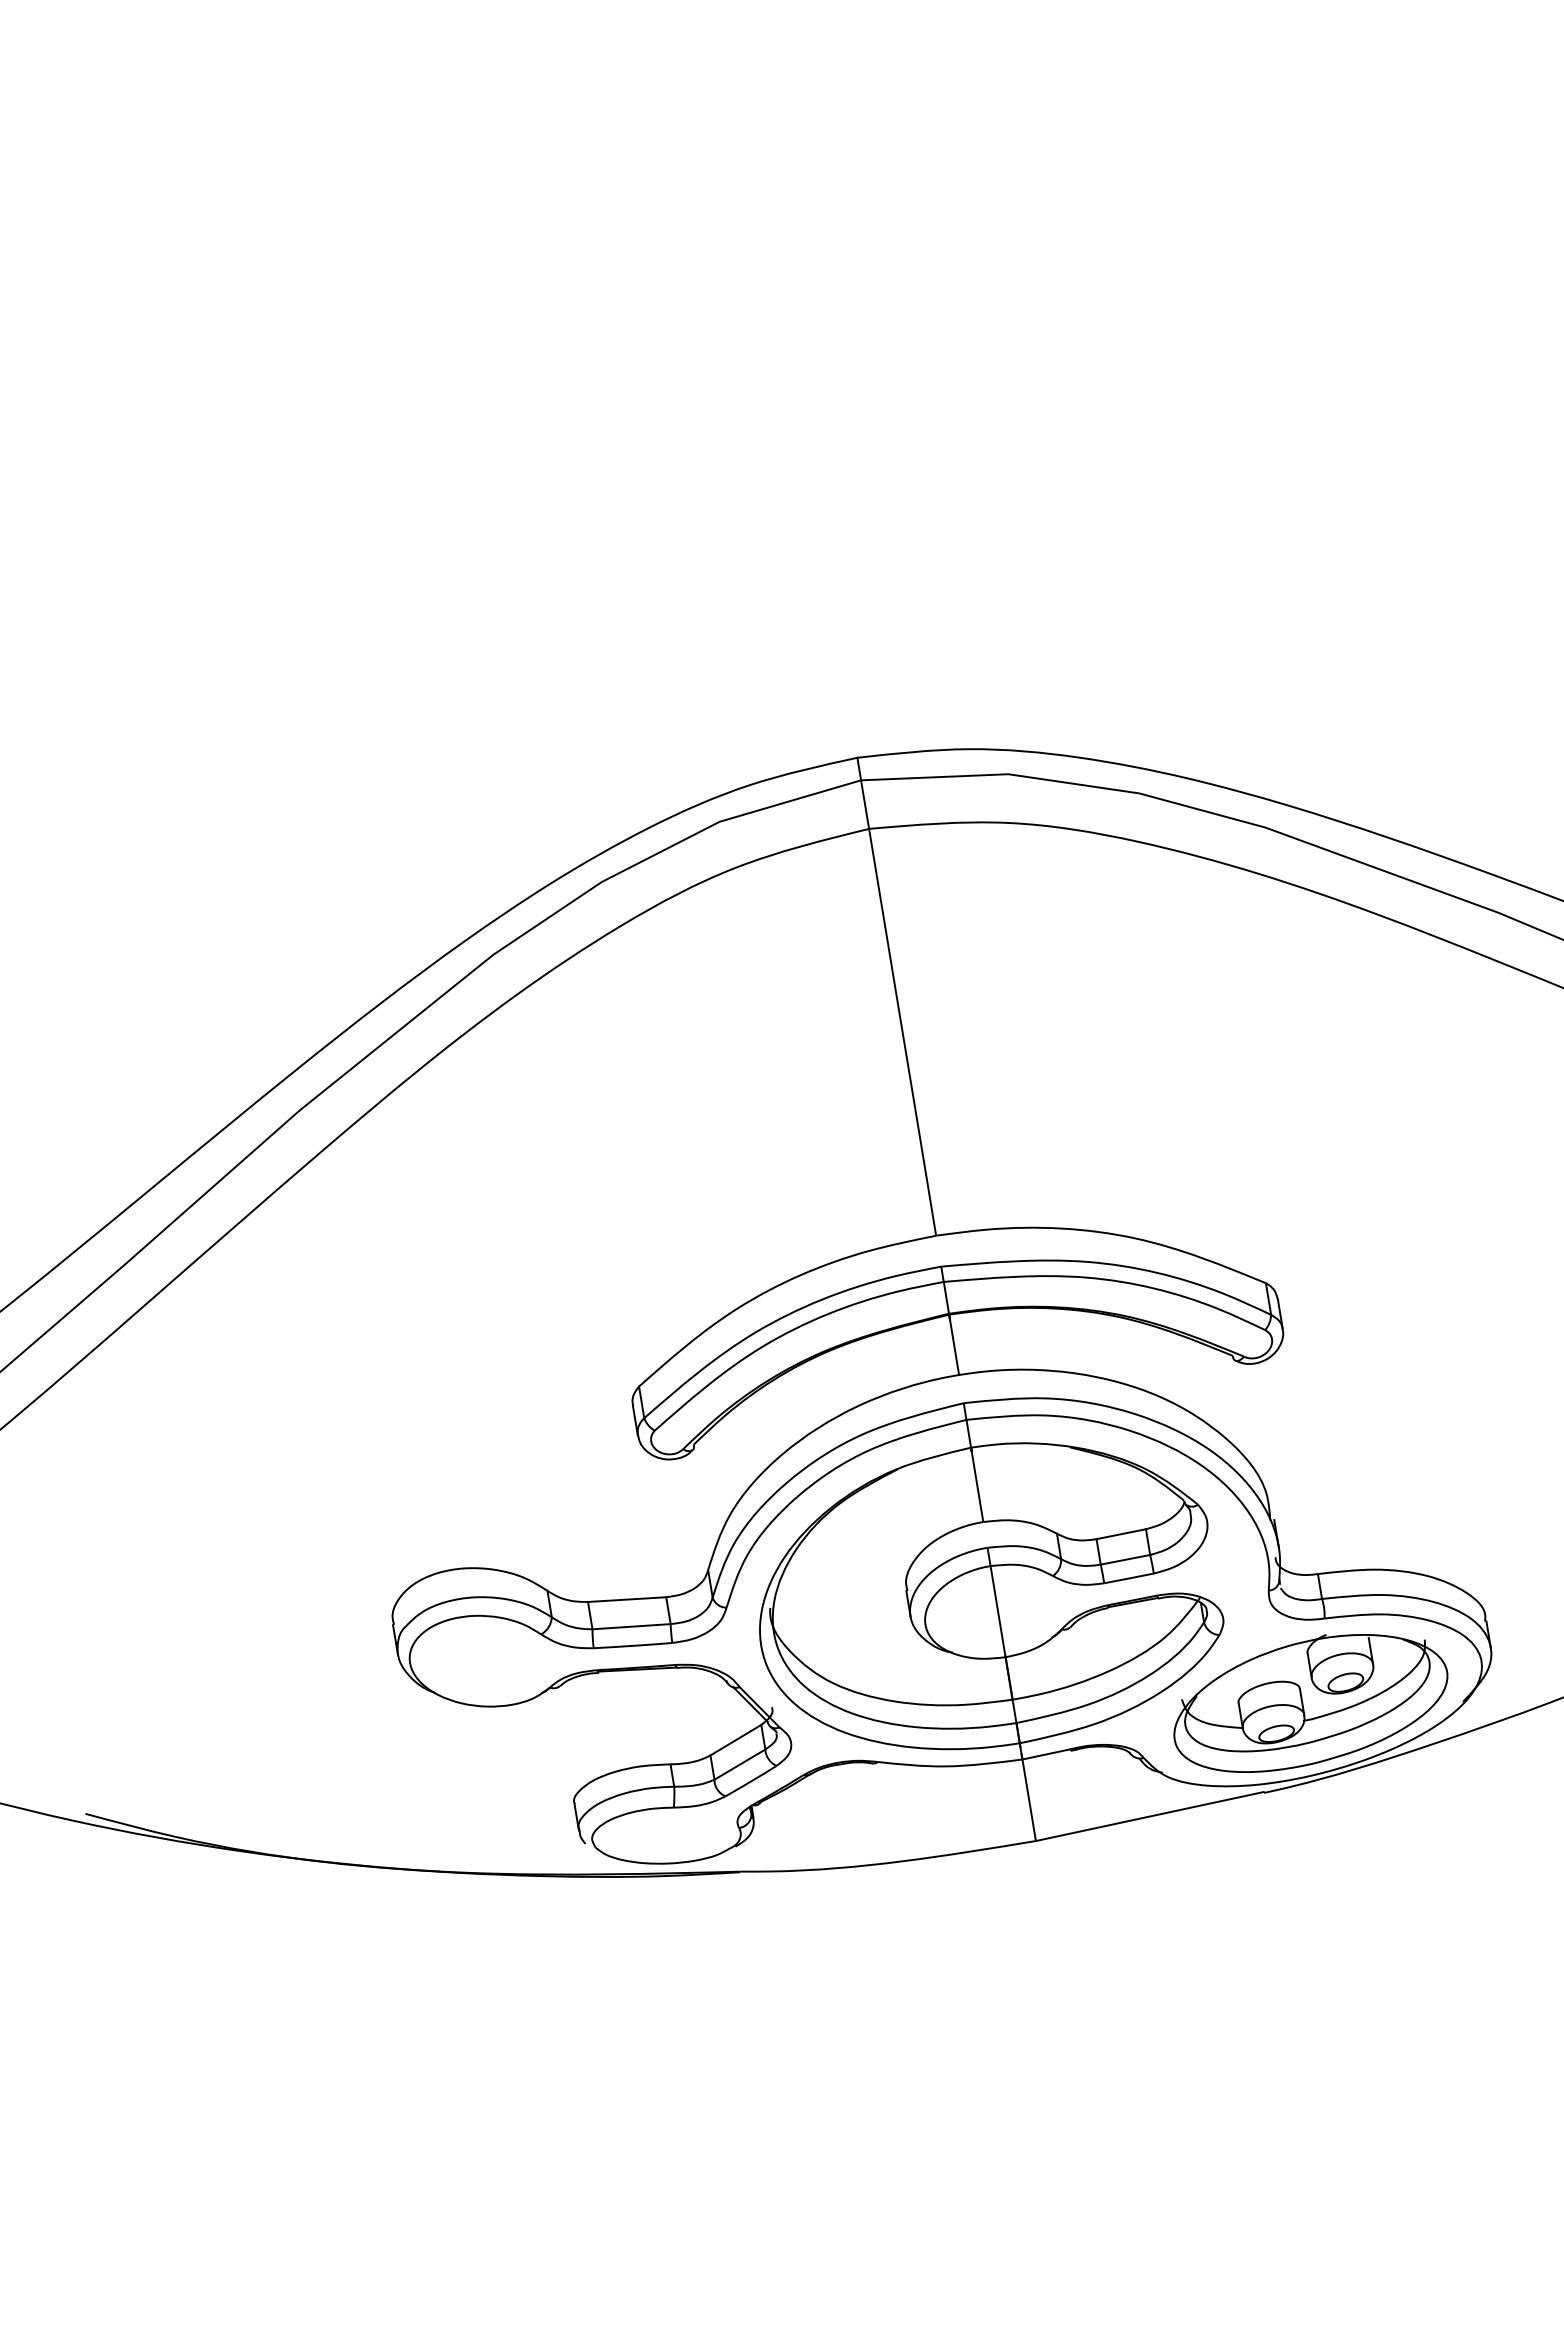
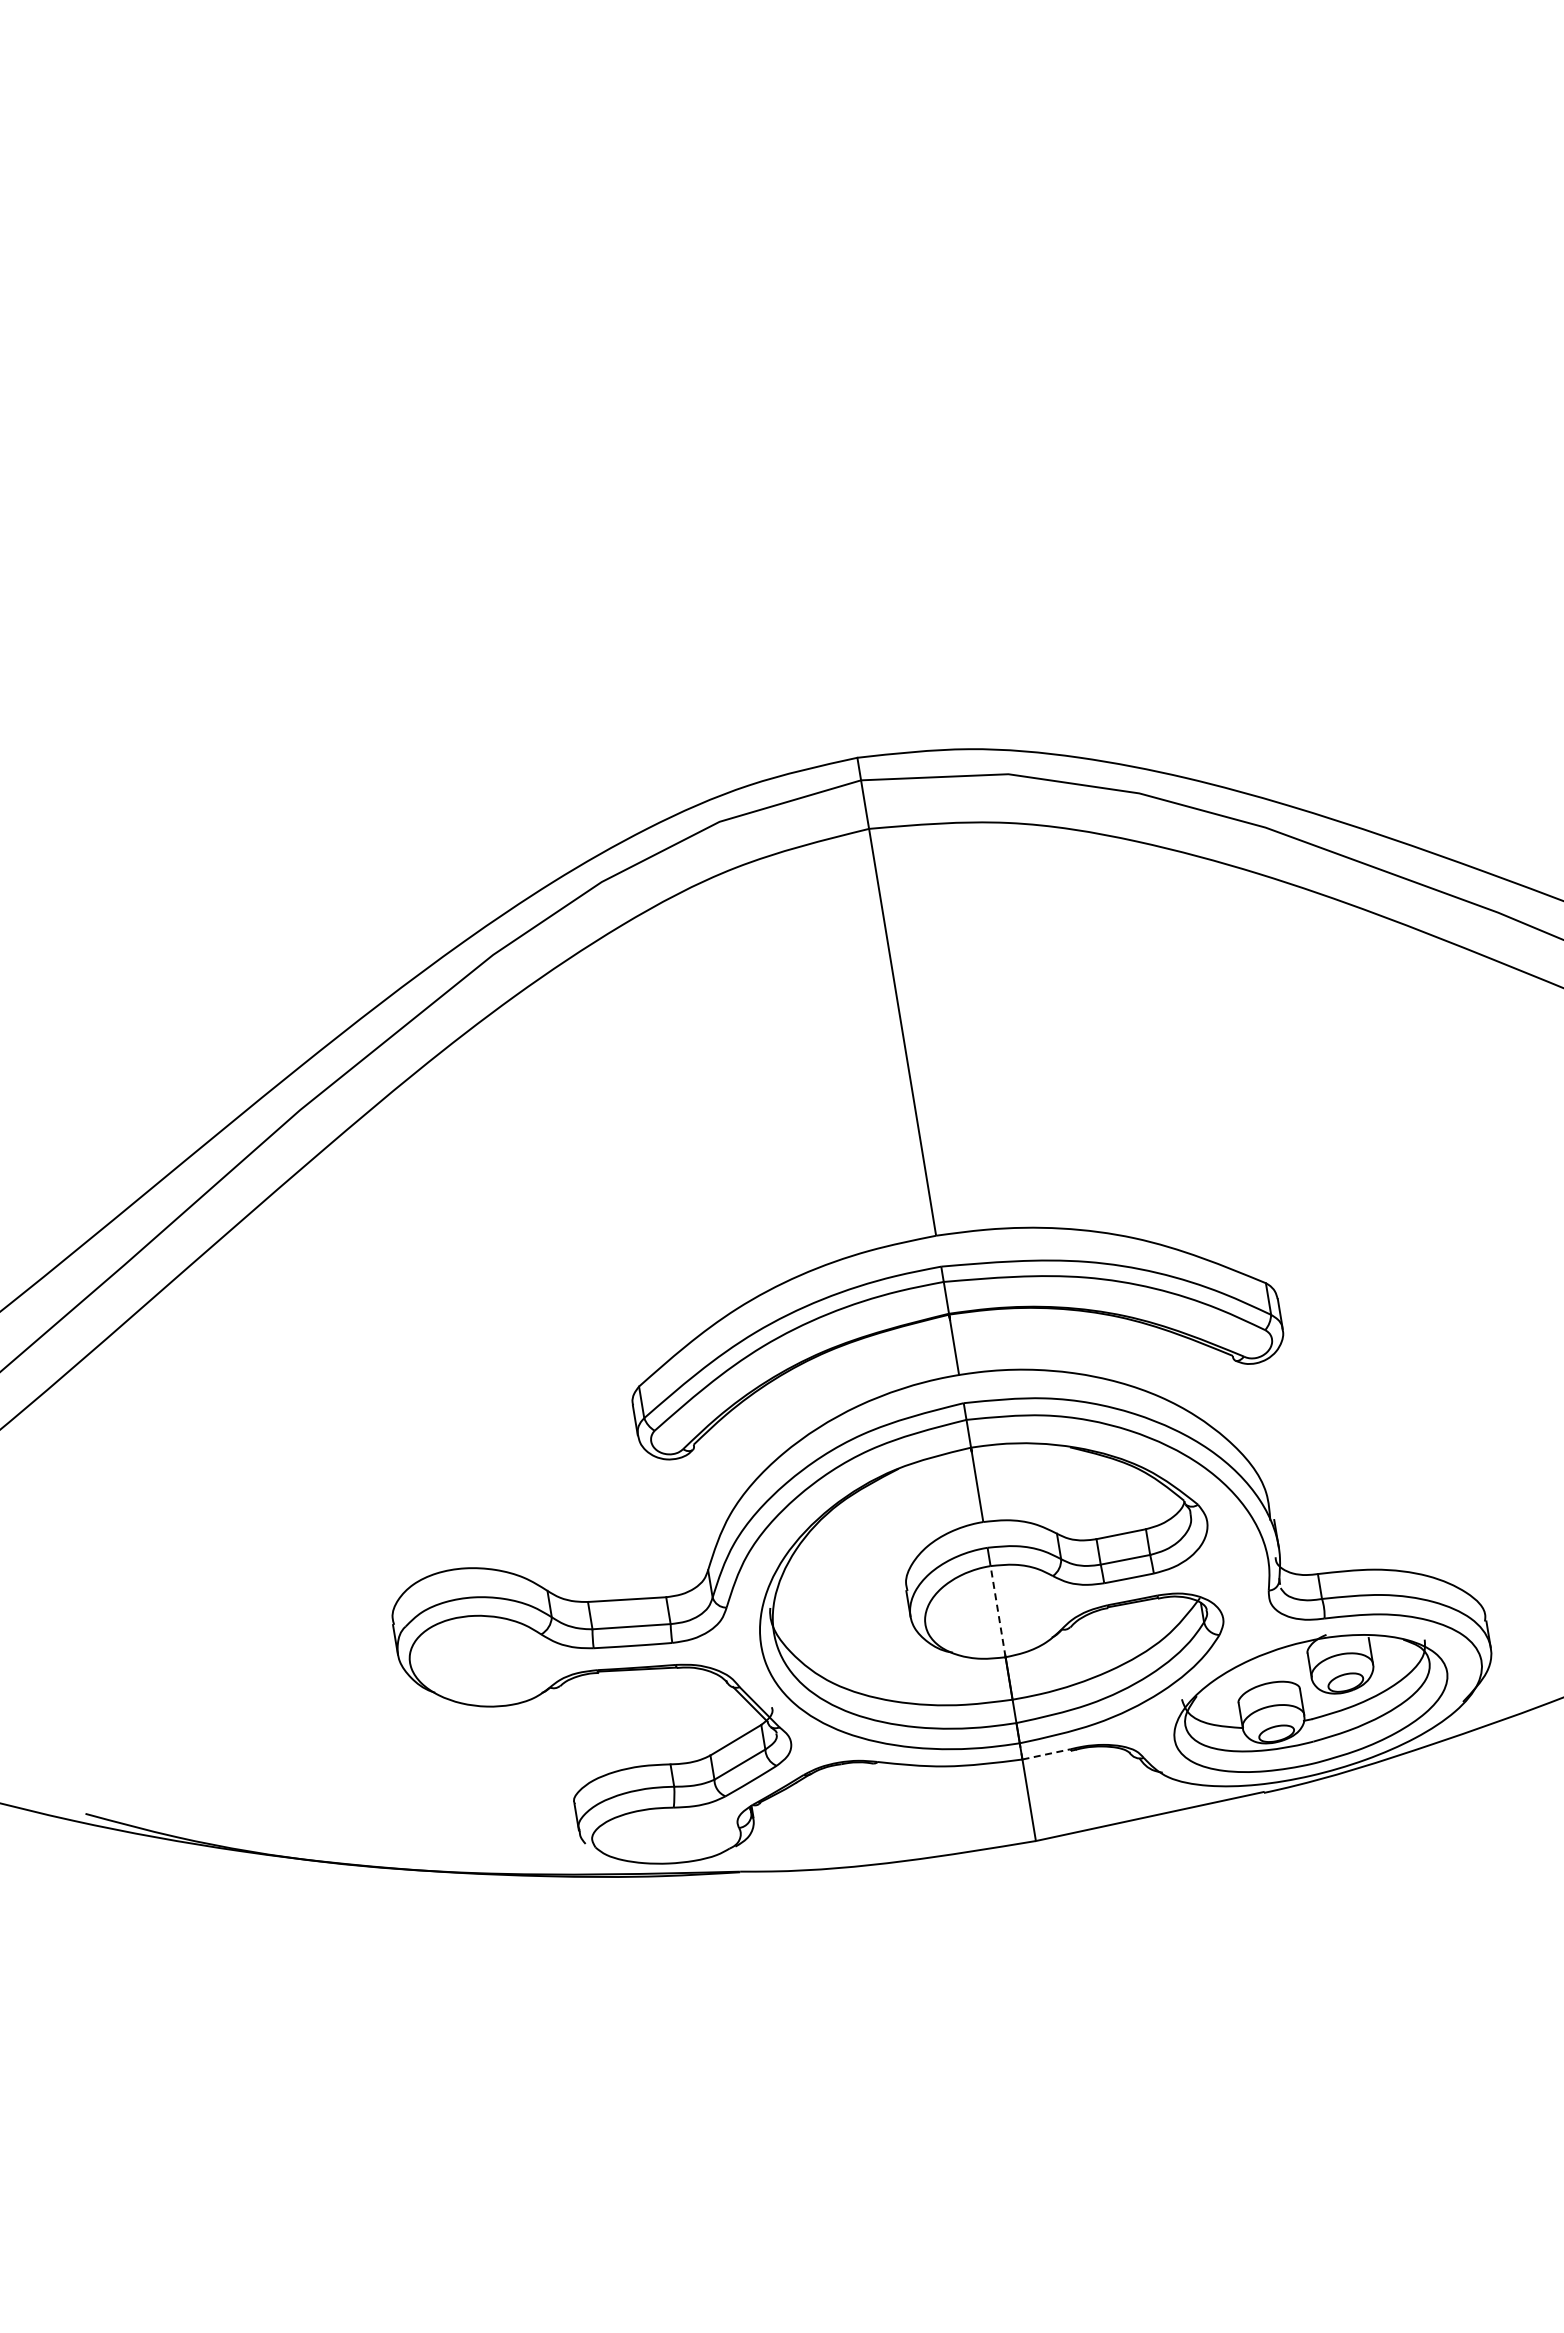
line: solid -> dashed (998, 1611)
line: solid -> dashed (1046, 1754)
